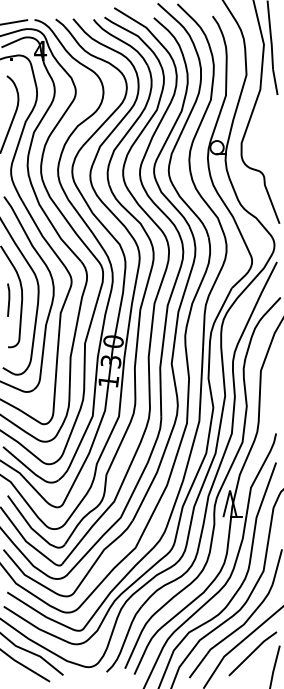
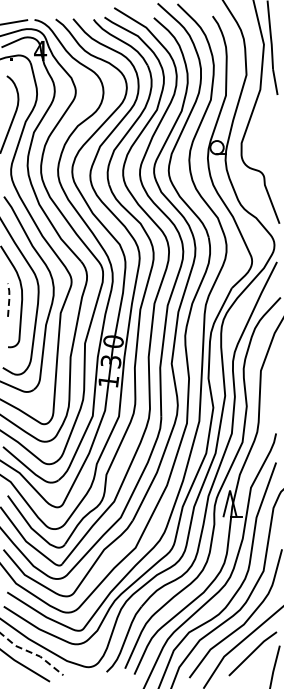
line: solid -> dashed (9, 298)
line: solid -> dashed (32, 653)
